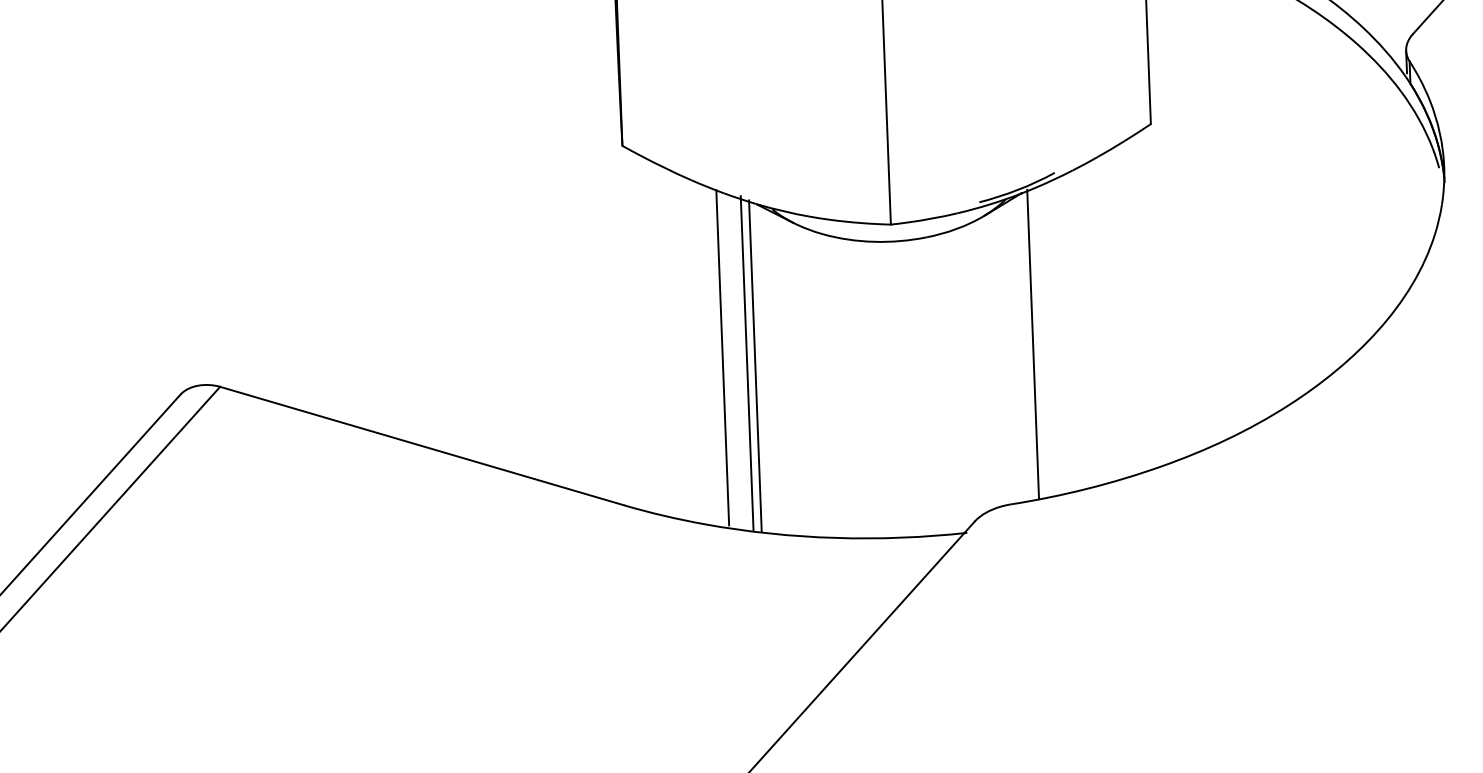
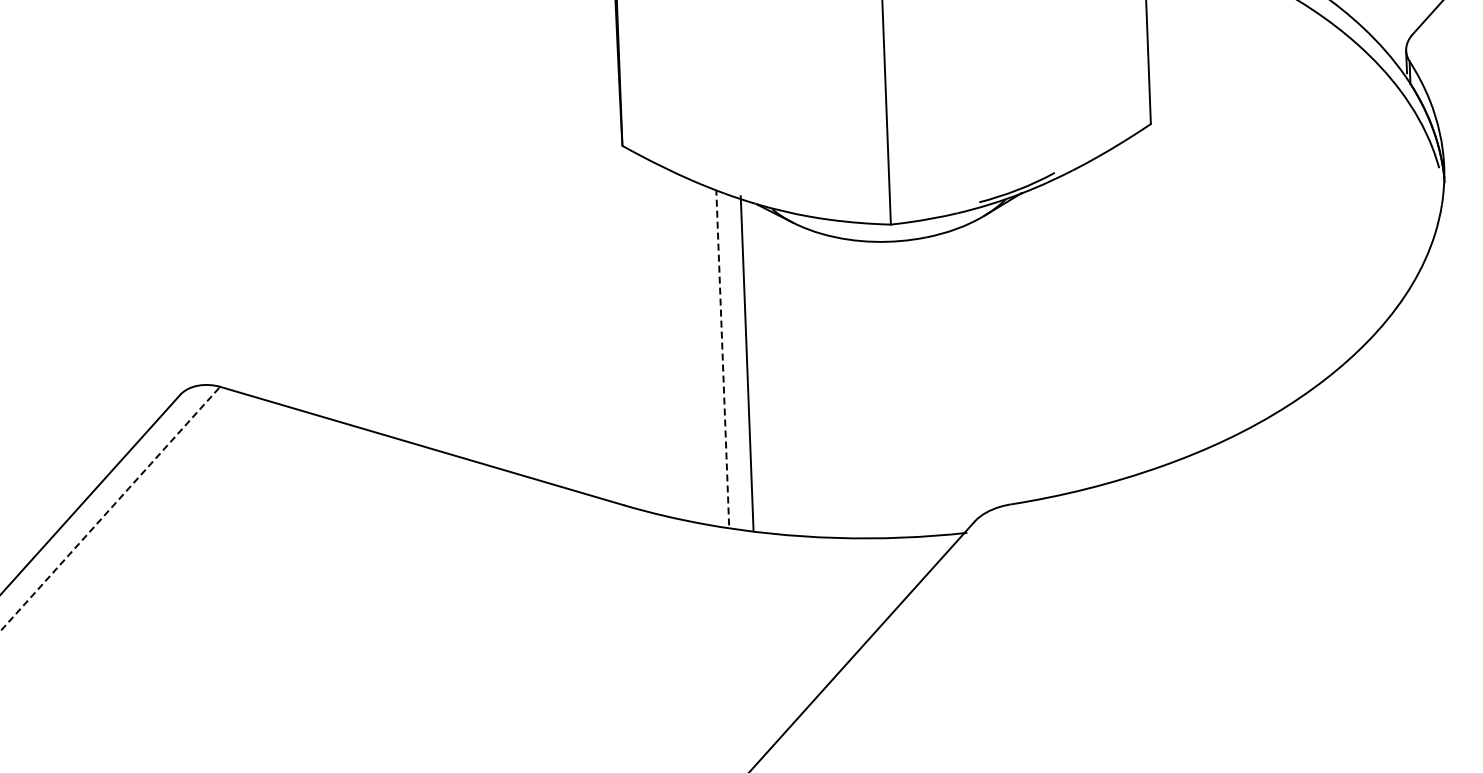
line: present -> none (1033, 344)
line: solid -> dashed (722, 357)
line: present -> none (755, 365)
line: solid -> dashed (110, 508)
